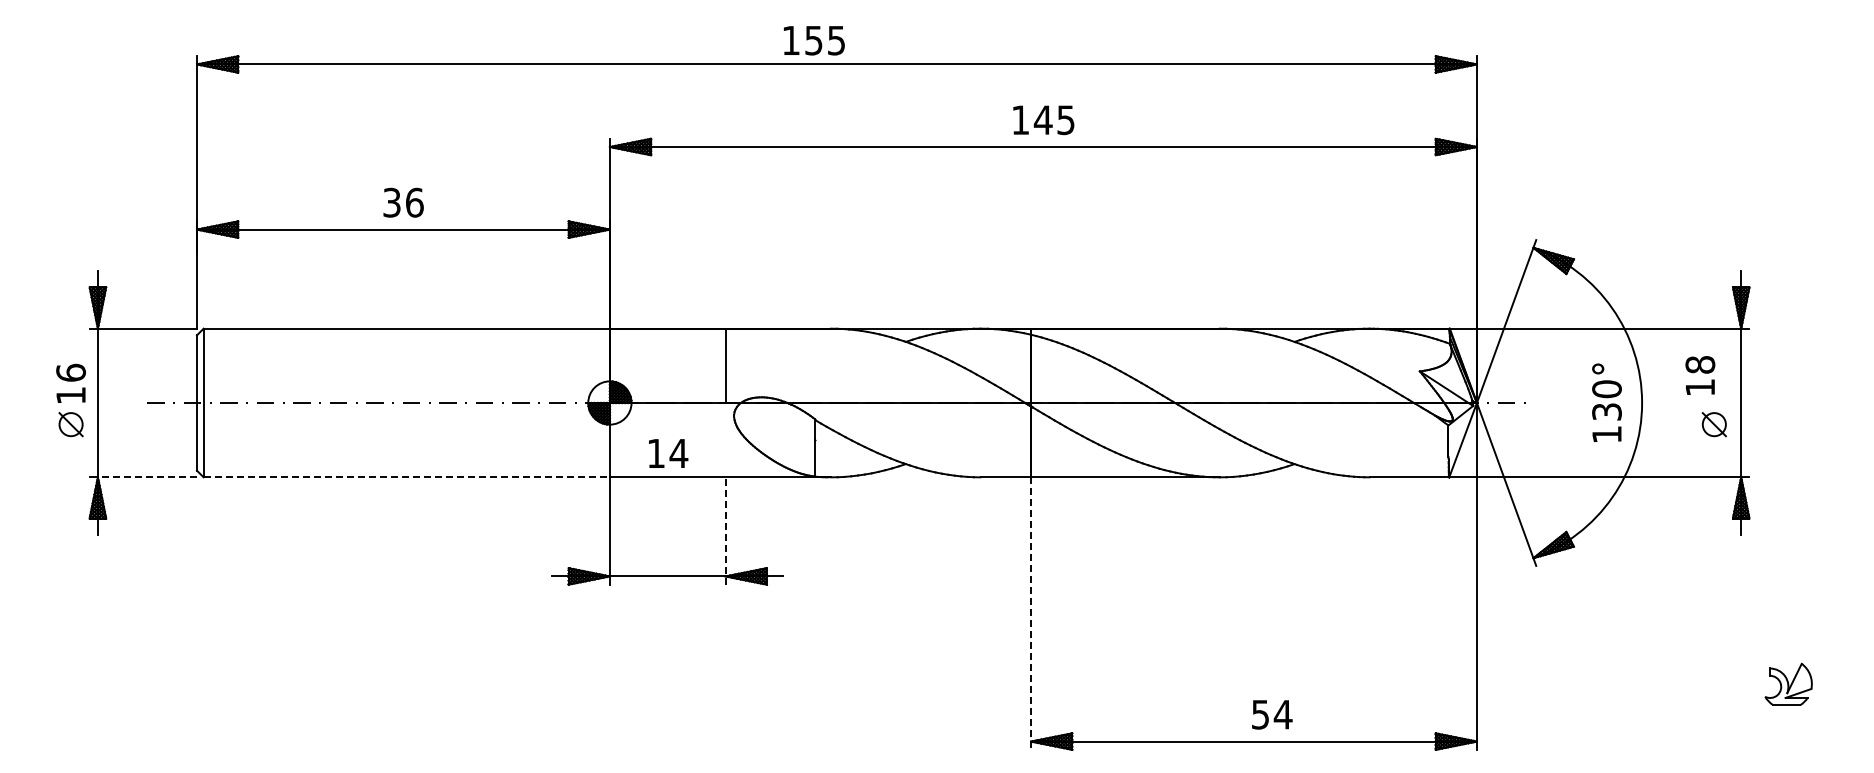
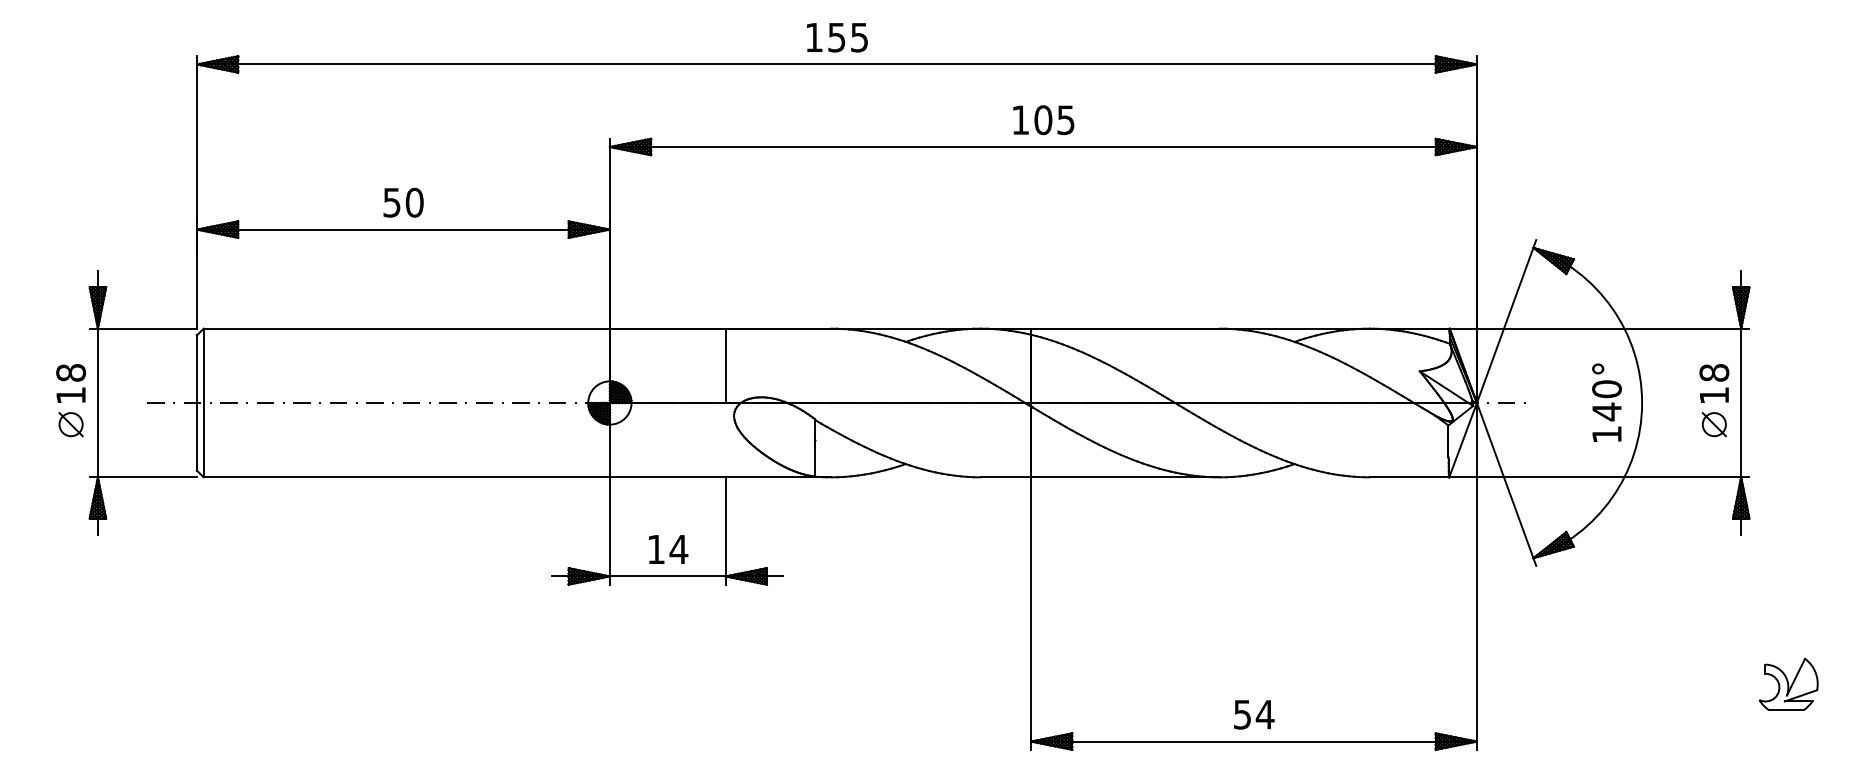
text position: (814, 40) -> (837, 37) (837, 37)
text: 145 -> 105 (1042, 120)
text: 36 -> 50 (403, 202)
text: 16 -> 18 (70, 372)
text position: (1700, 375) -> (1714, 383) (1714, 383)
text: 130° -> 140° (1606, 411)
text position: (668, 453) -> (668, 549) (668, 549)
line: dashed -> solid (147, 477)
line: dashed -> solid (407, 477)
line: dashed -> solid (725, 531)
line: dashed -> solid (1031, 614)
part size: 49x44 px -> 61x54 px (1788, 683)
text position: (1272, 714) -> (1254, 714) (1254, 714)
